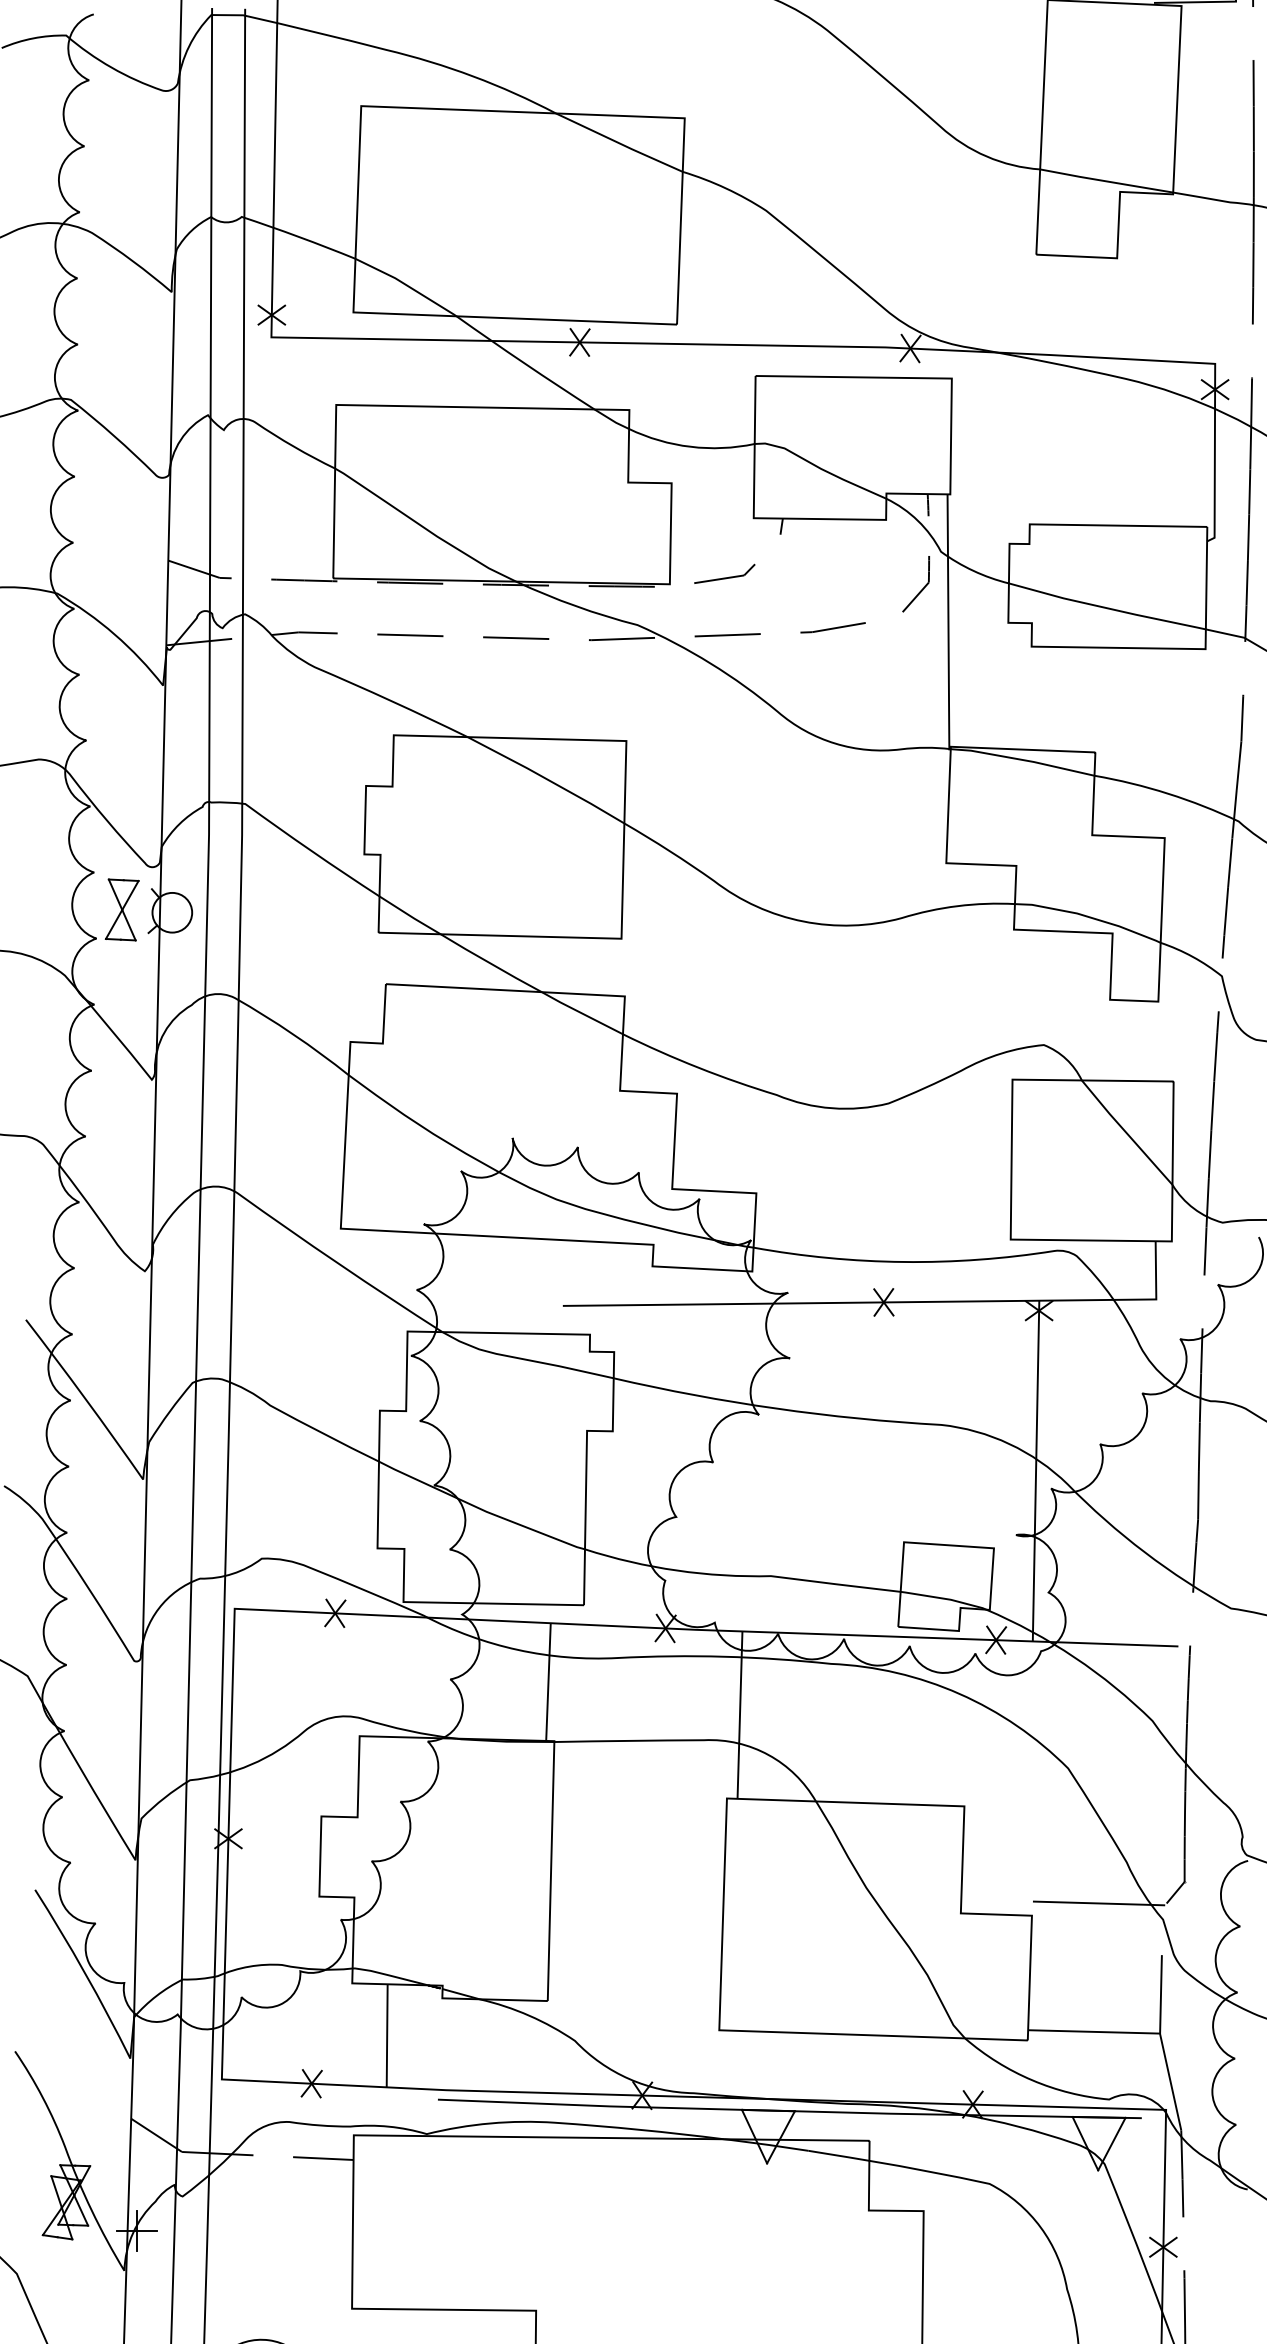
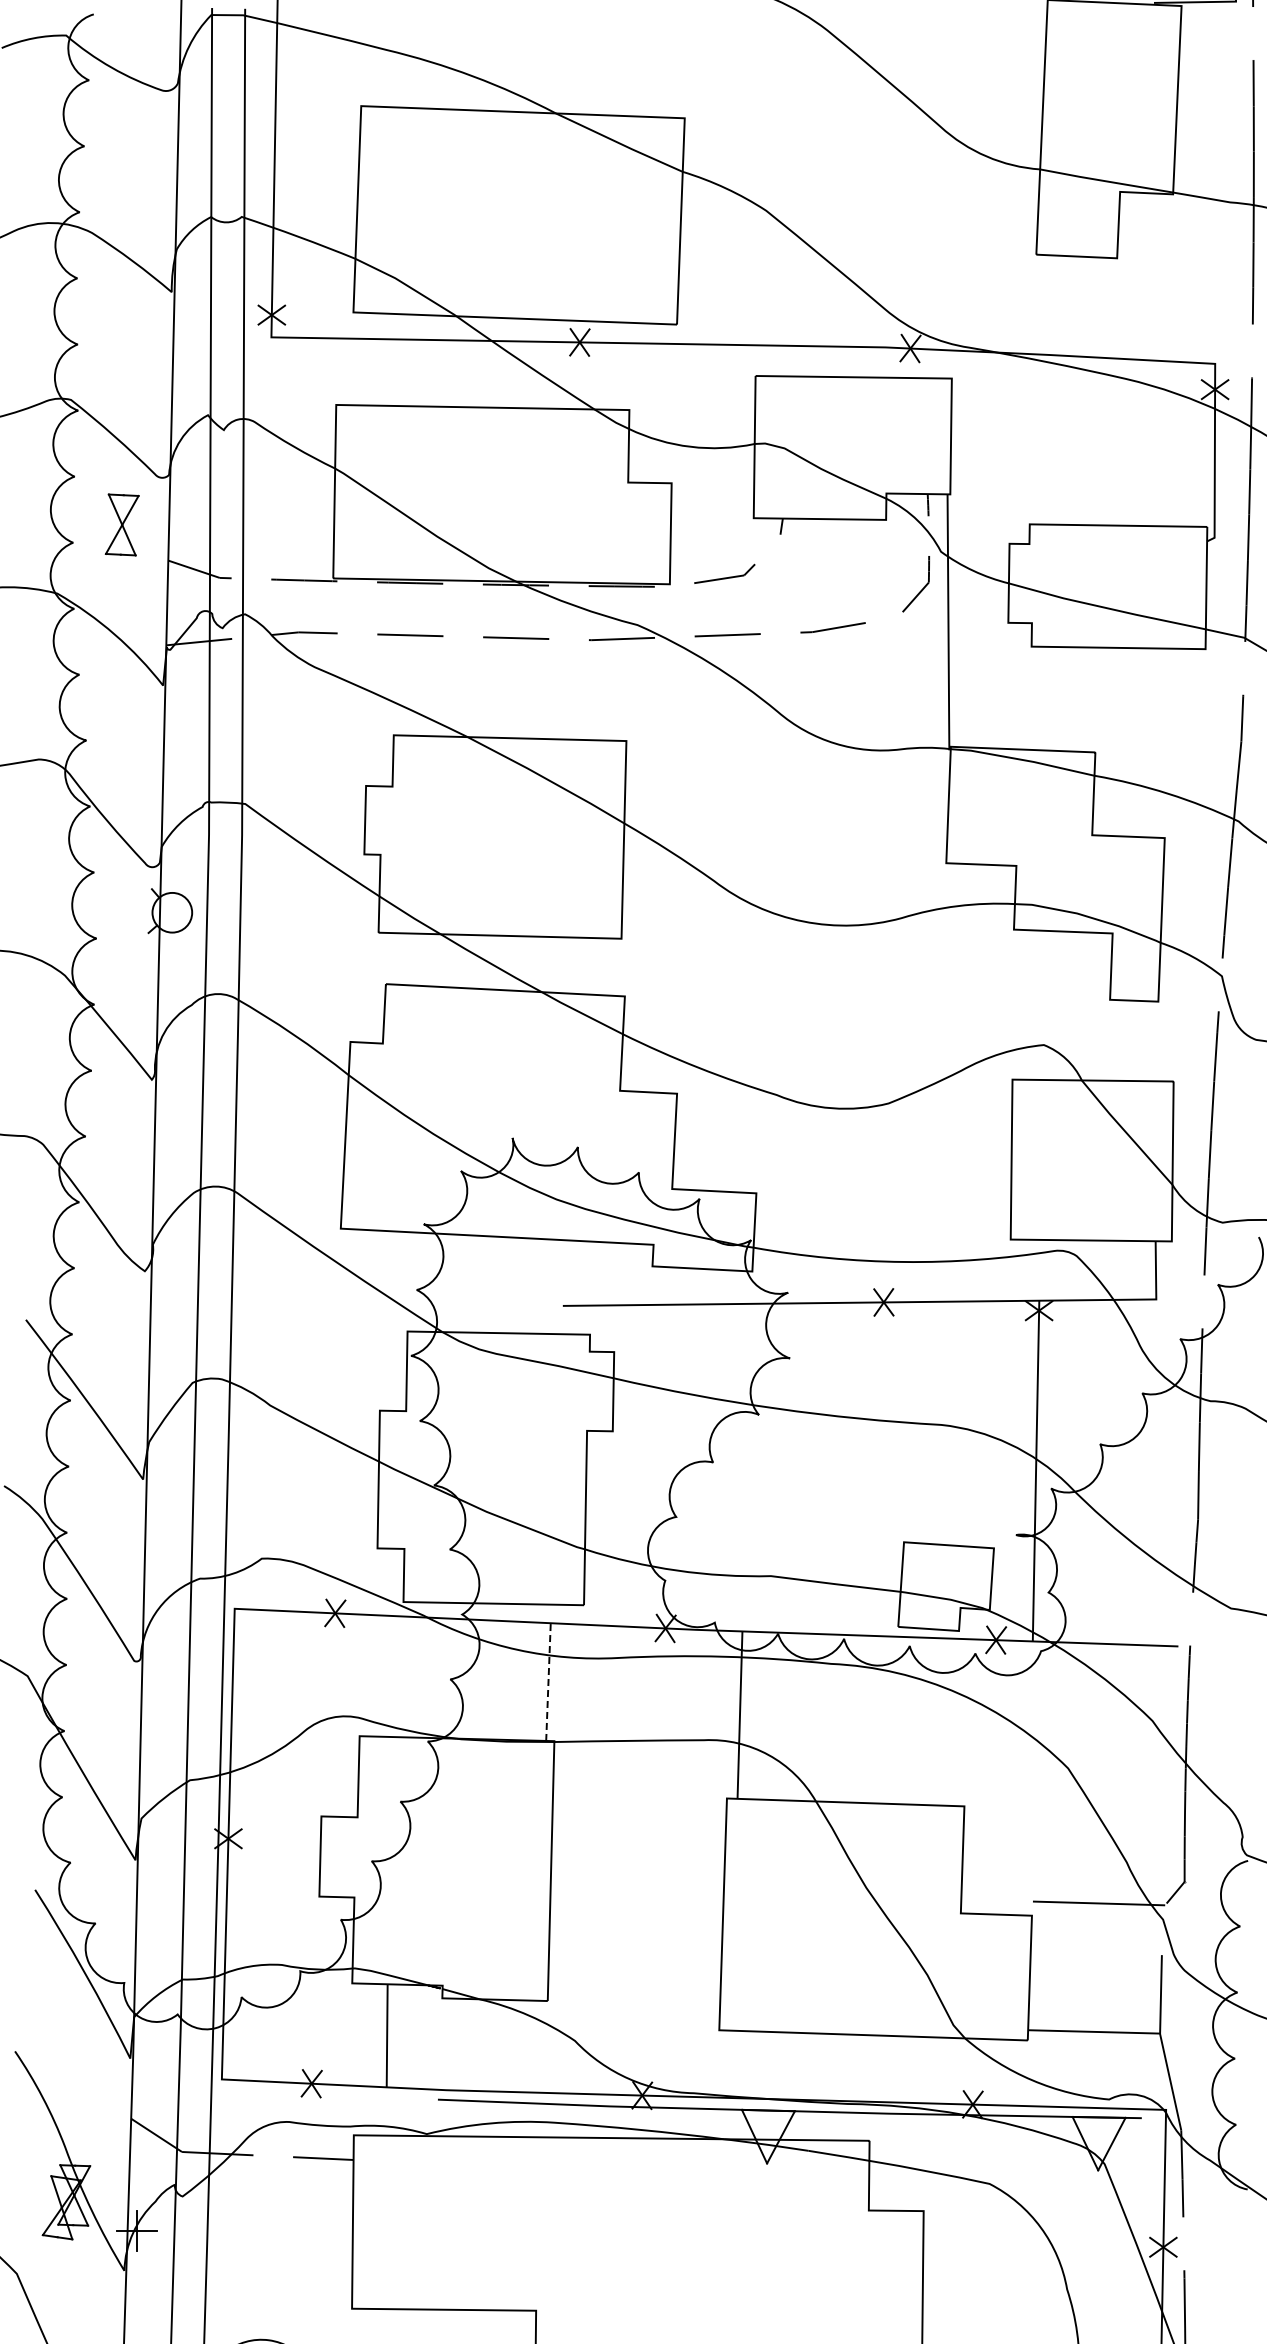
part position: (121, 909) -> (121, 524) (121, 524)
line: solid -> dashed (548, 1682)
